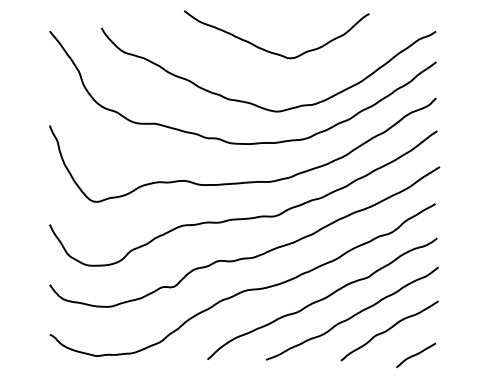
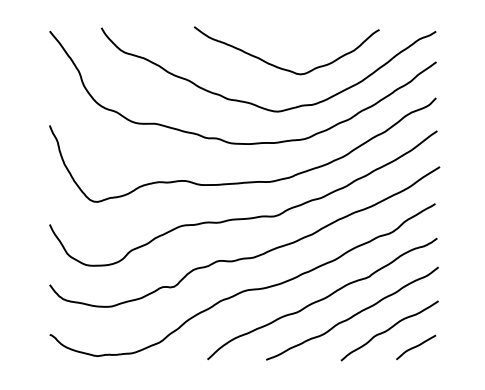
curve position: (271, 51) -> (281, 67) (281, 67)
curve position: (416, 355) -> (416, 347) (416, 347)
